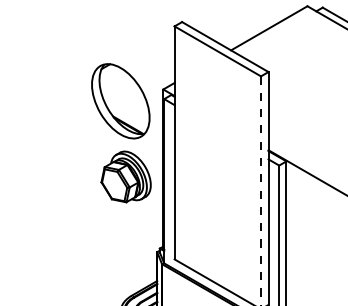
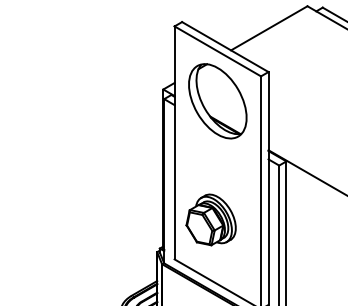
part position: (120, 101) -> (217, 101) (217, 101)
part position: (125, 176) -> (210, 219) (210, 219)
line: dashed -> solid (261, 191)
